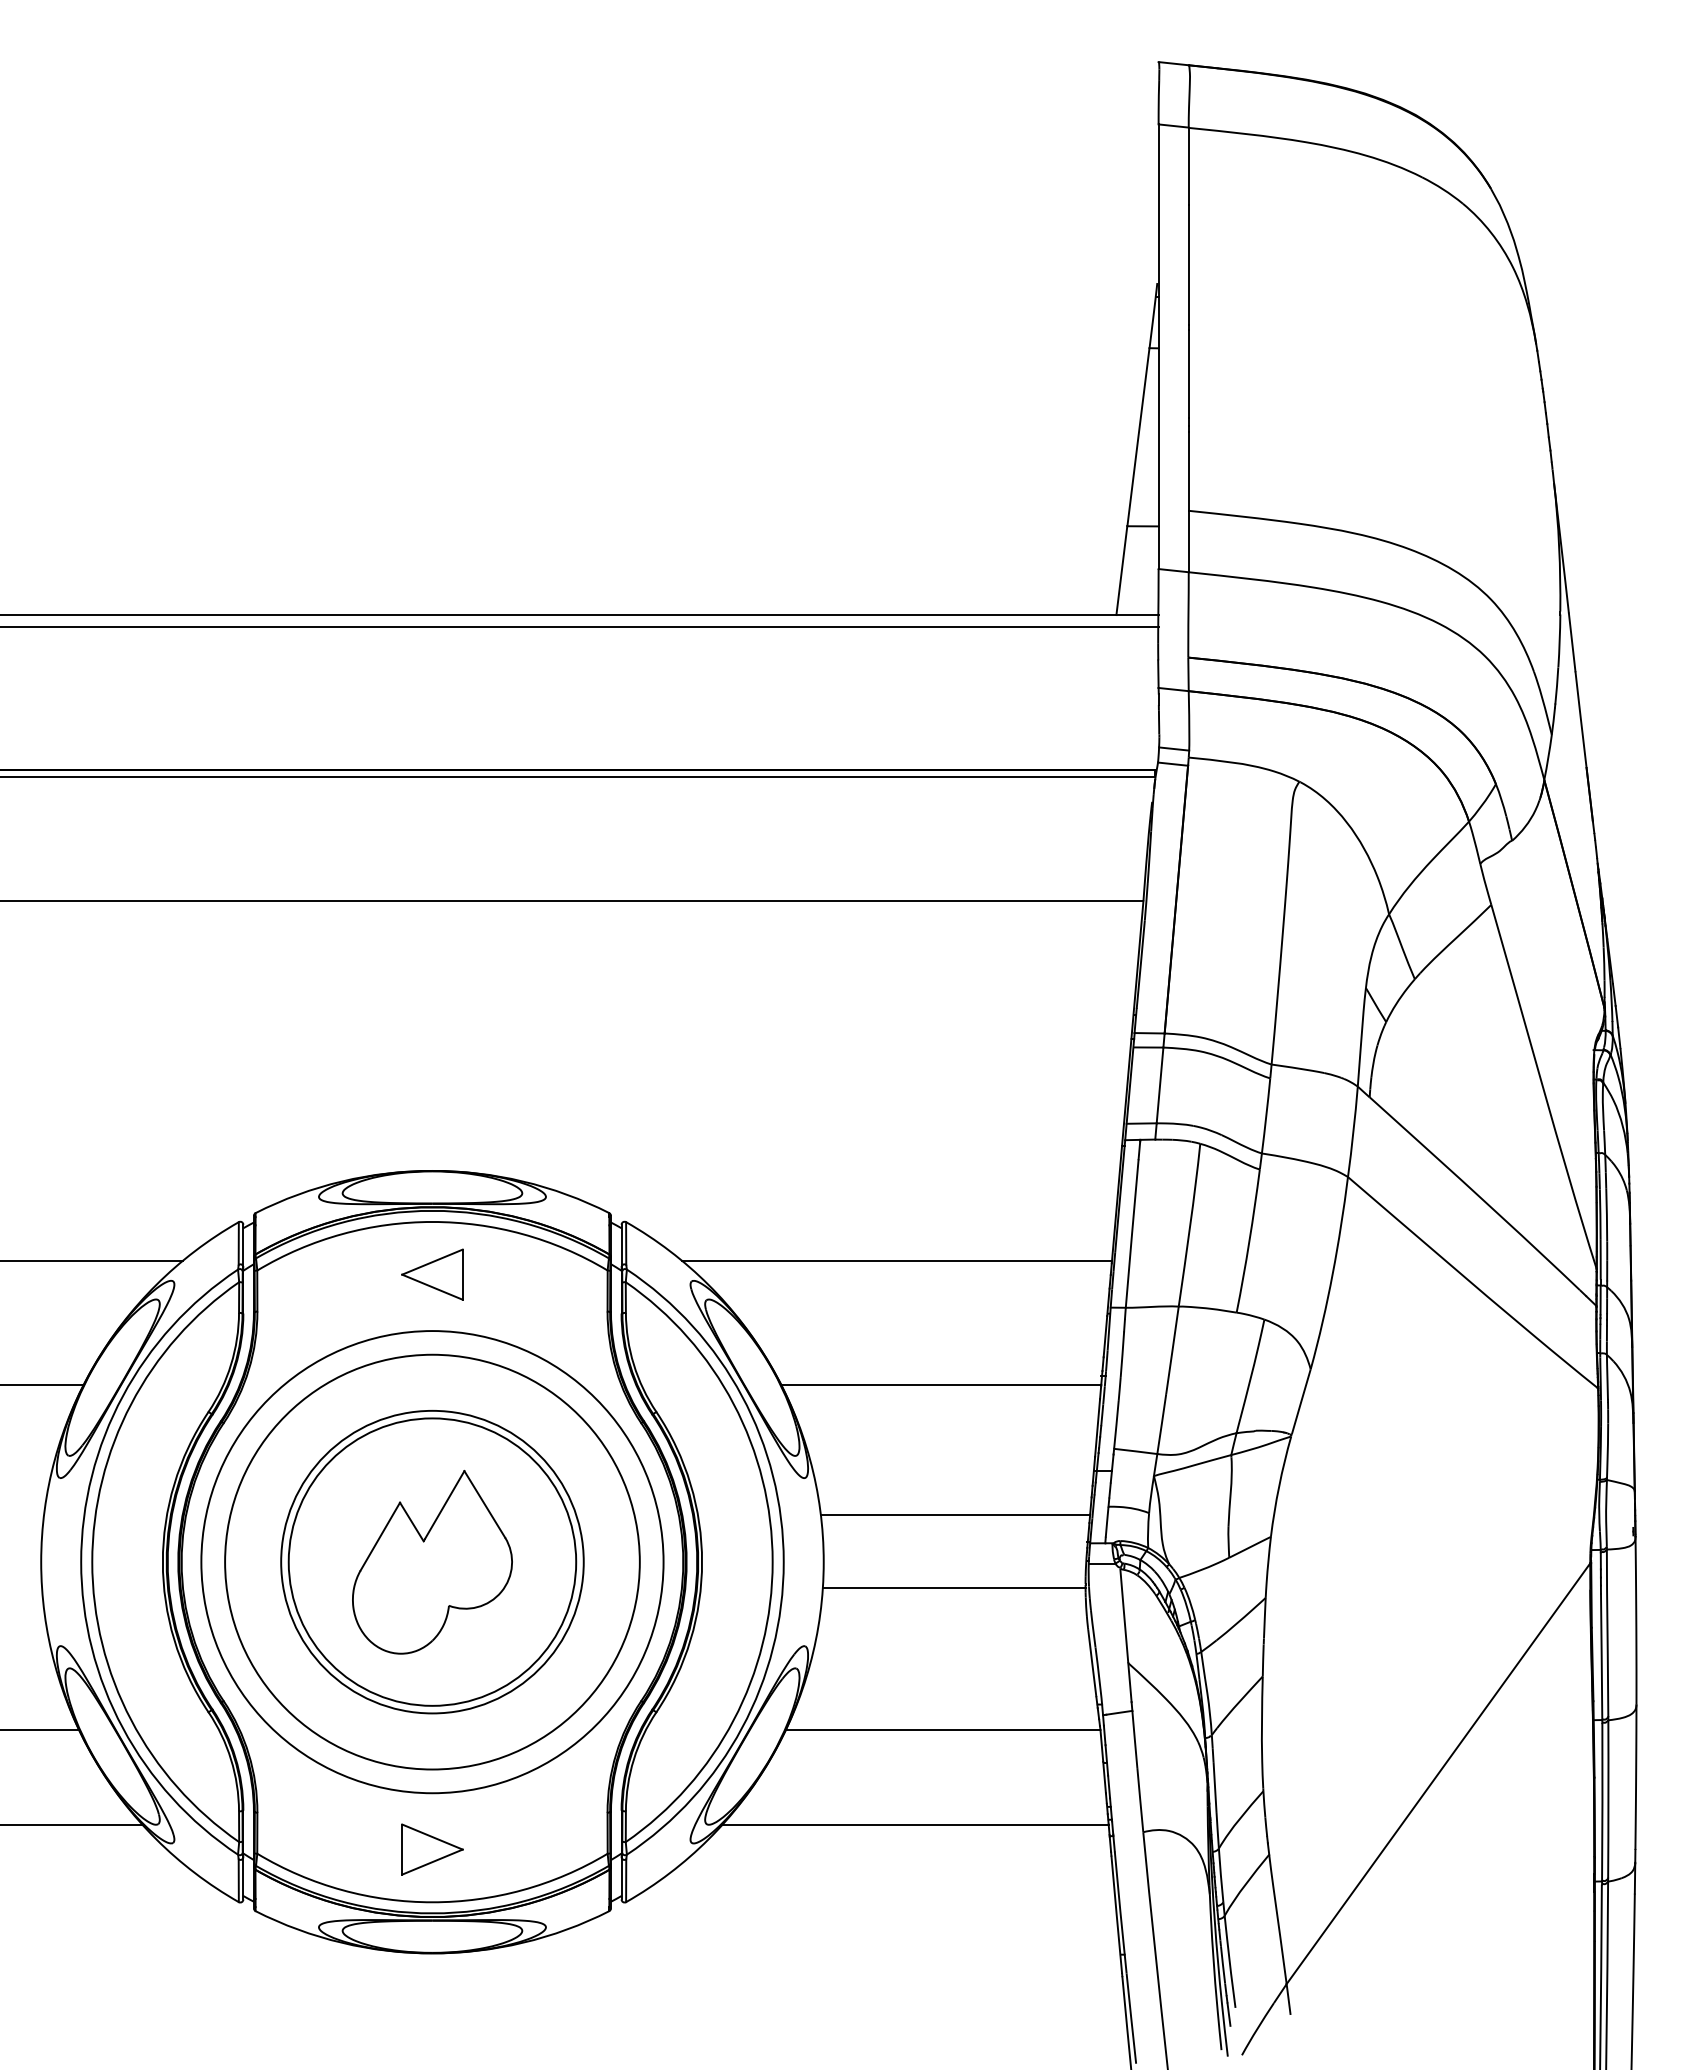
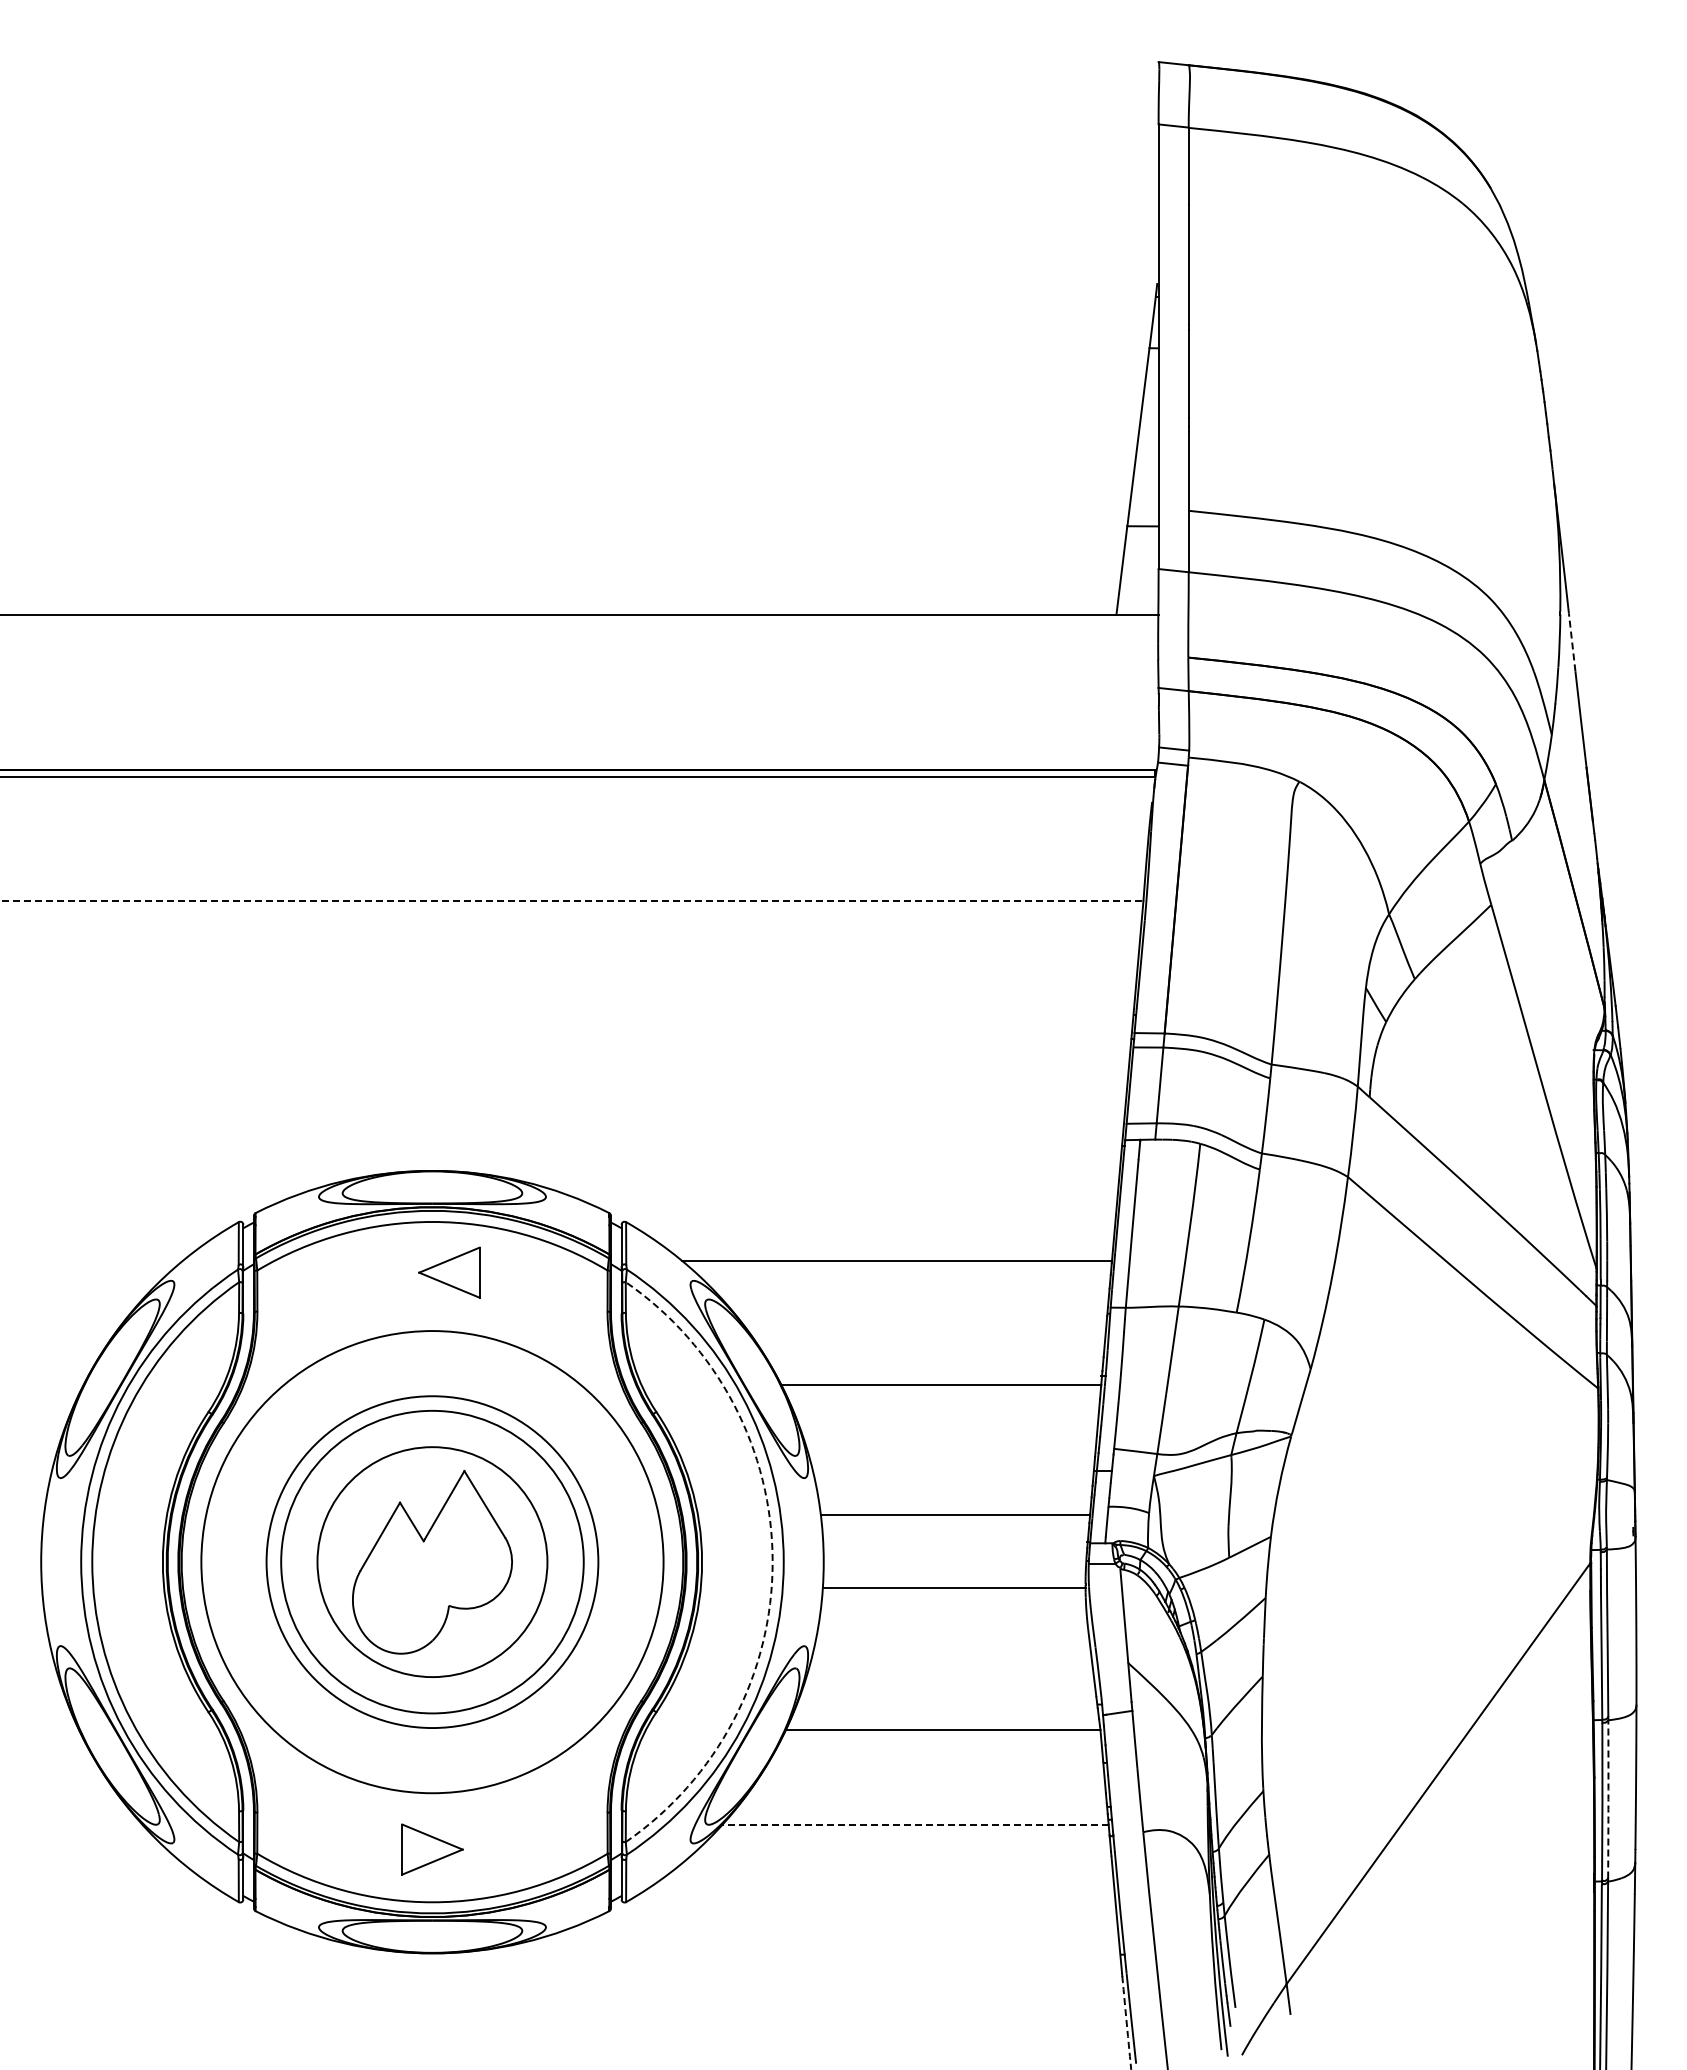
line: present -> none (580, 627)
line: solid -> dashed (1572, 641)
line: solid -> dashed (572, 901)
line: present -> none (92, 1261)
part position: (432, 1274) -> (449, 1272) (449, 1272)
line: present -> none (42, 1384)
circle diameter: 287 px -> 230 px (432, 1562)
circle diameter: 415 px -> 332 px (432, 1562)
arc: solid -> dashed (772, 1562)
line: present -> none (40, 1730)
arc: solid -> dashed (1608, 1799)
line: present -> none (72, 1824)
line: solid -> dashed (915, 1824)
arc: solid -> dashed (1126, 2023)
